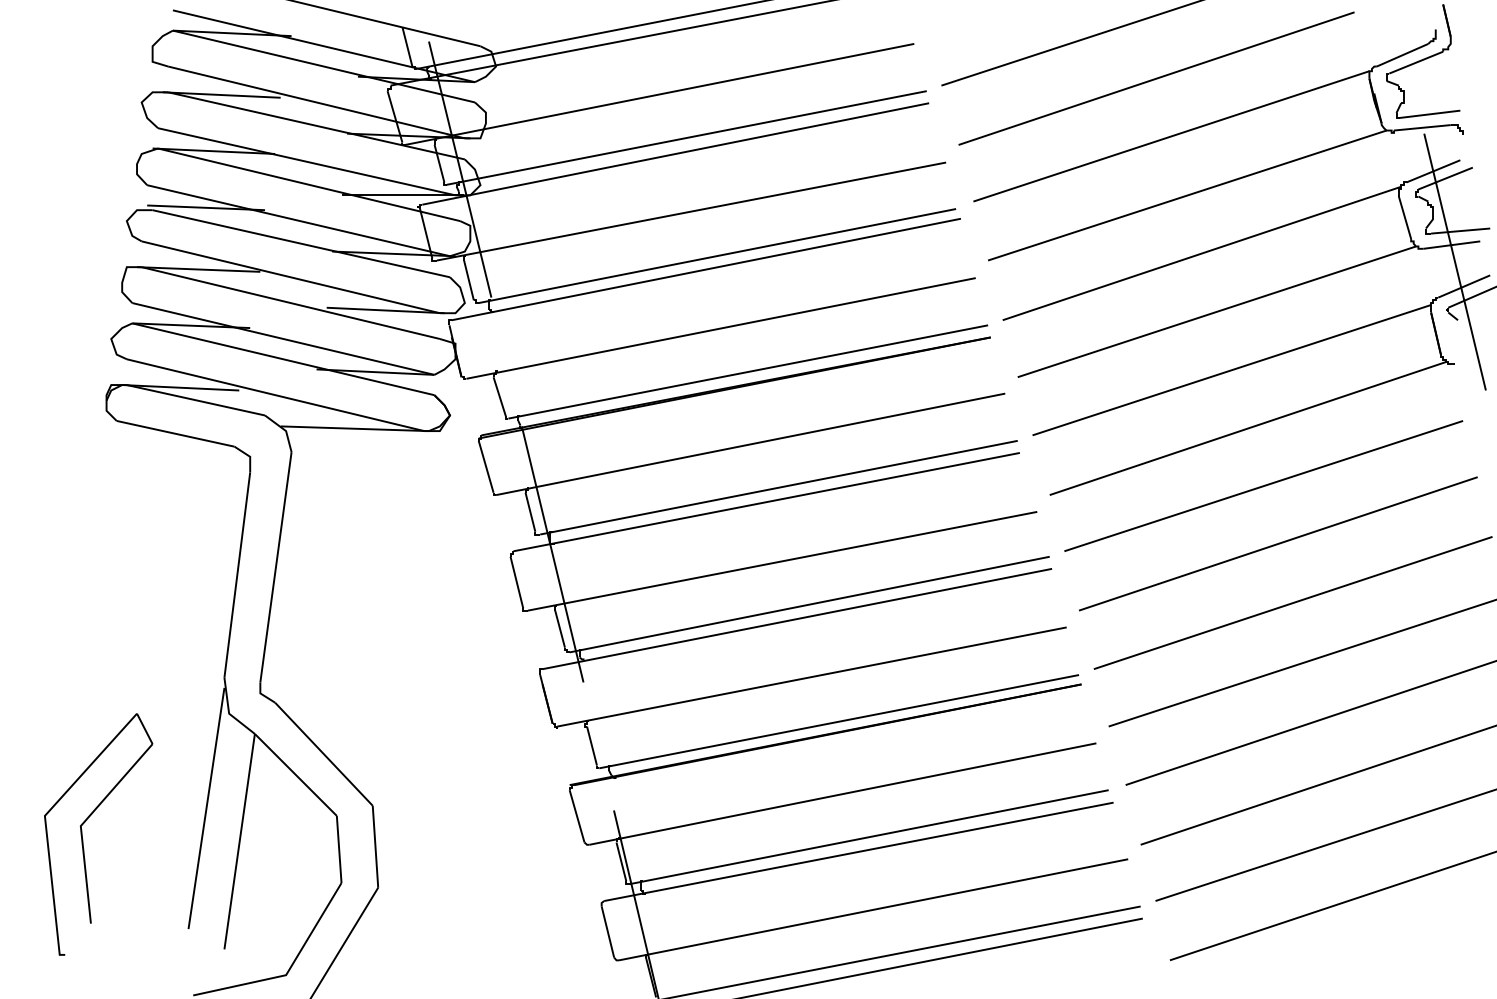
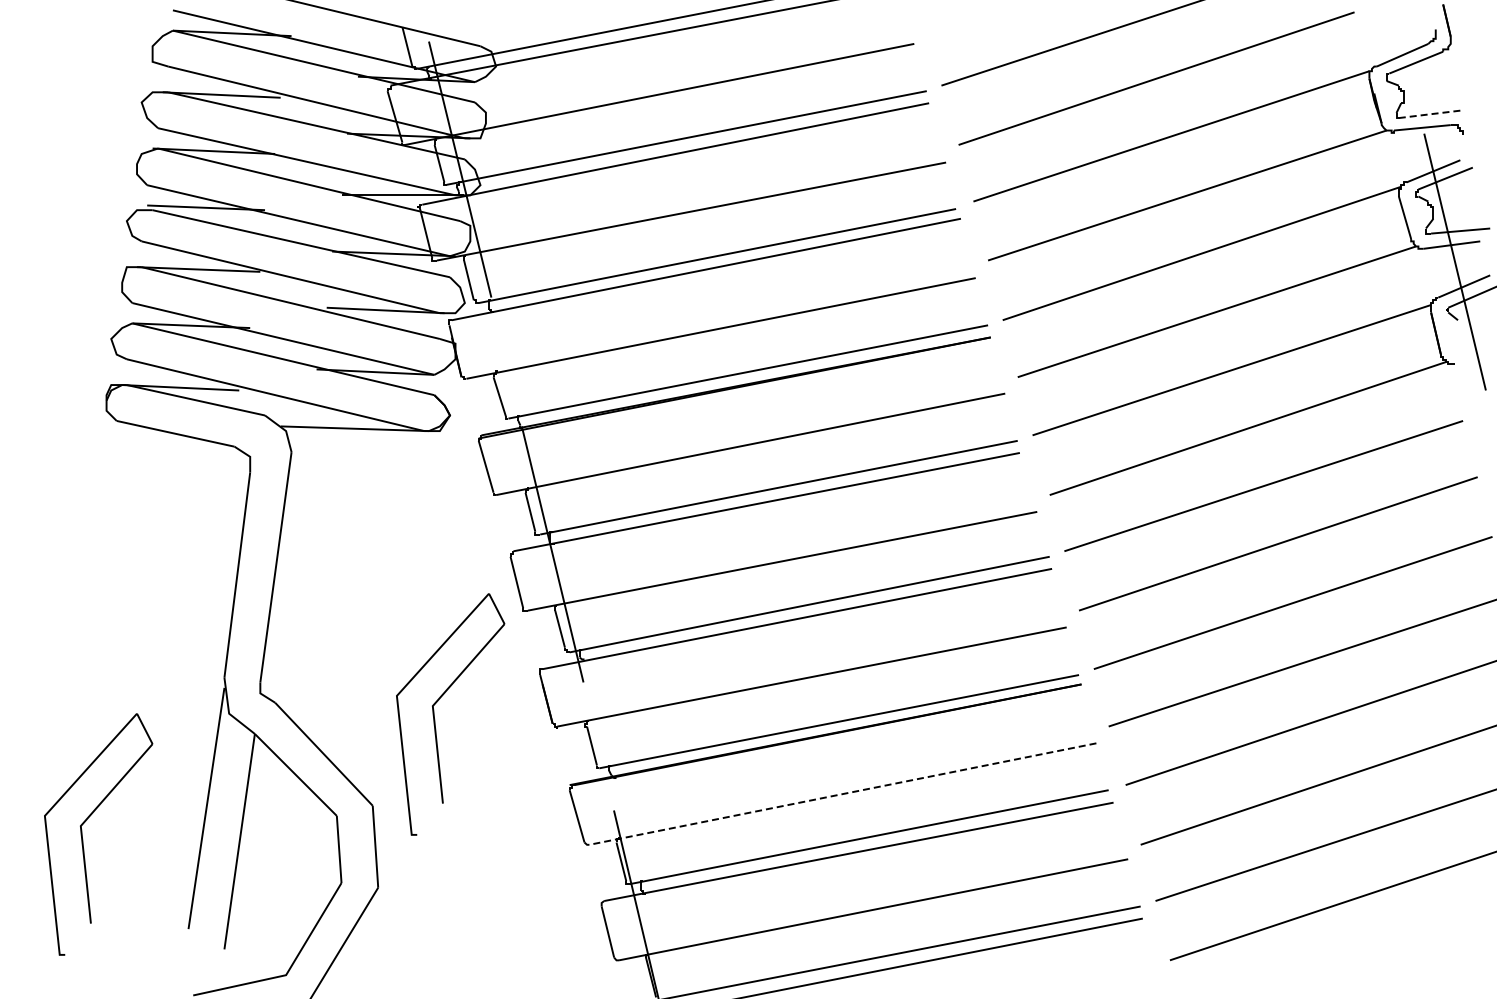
line: solid -> dashed (1429, 114)
part: none -> present (435, 719)
line: solid -> dashed (842, 794)
